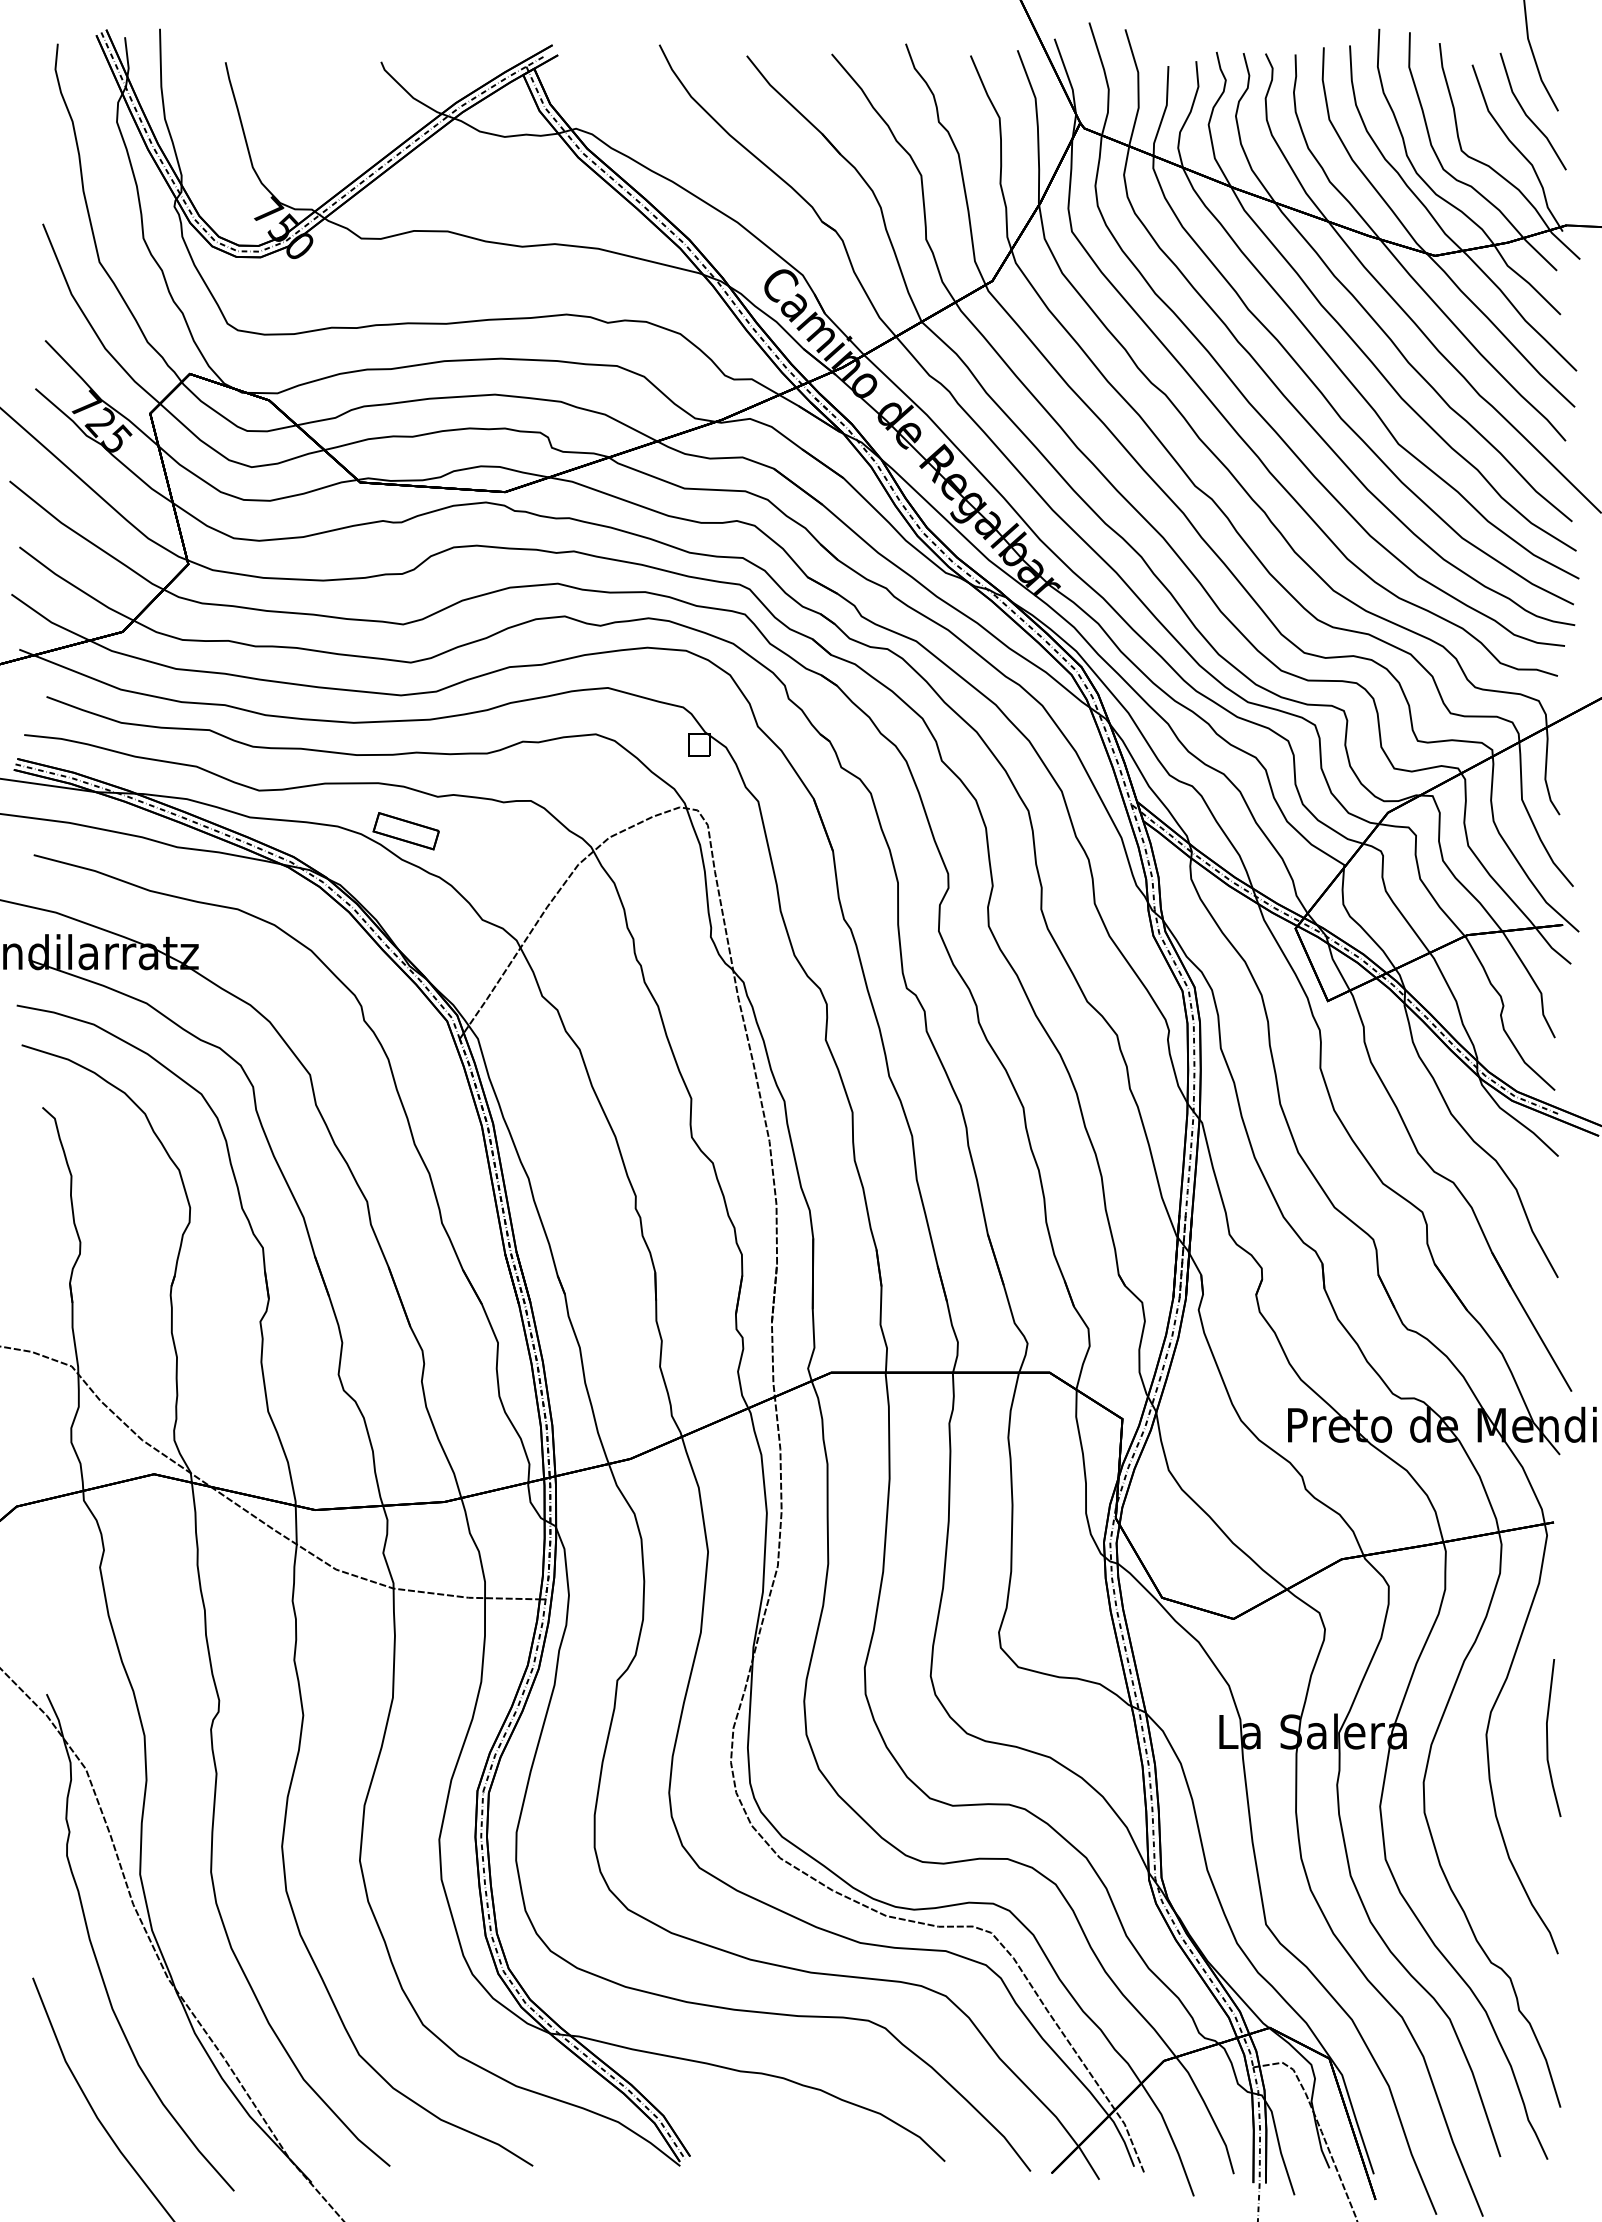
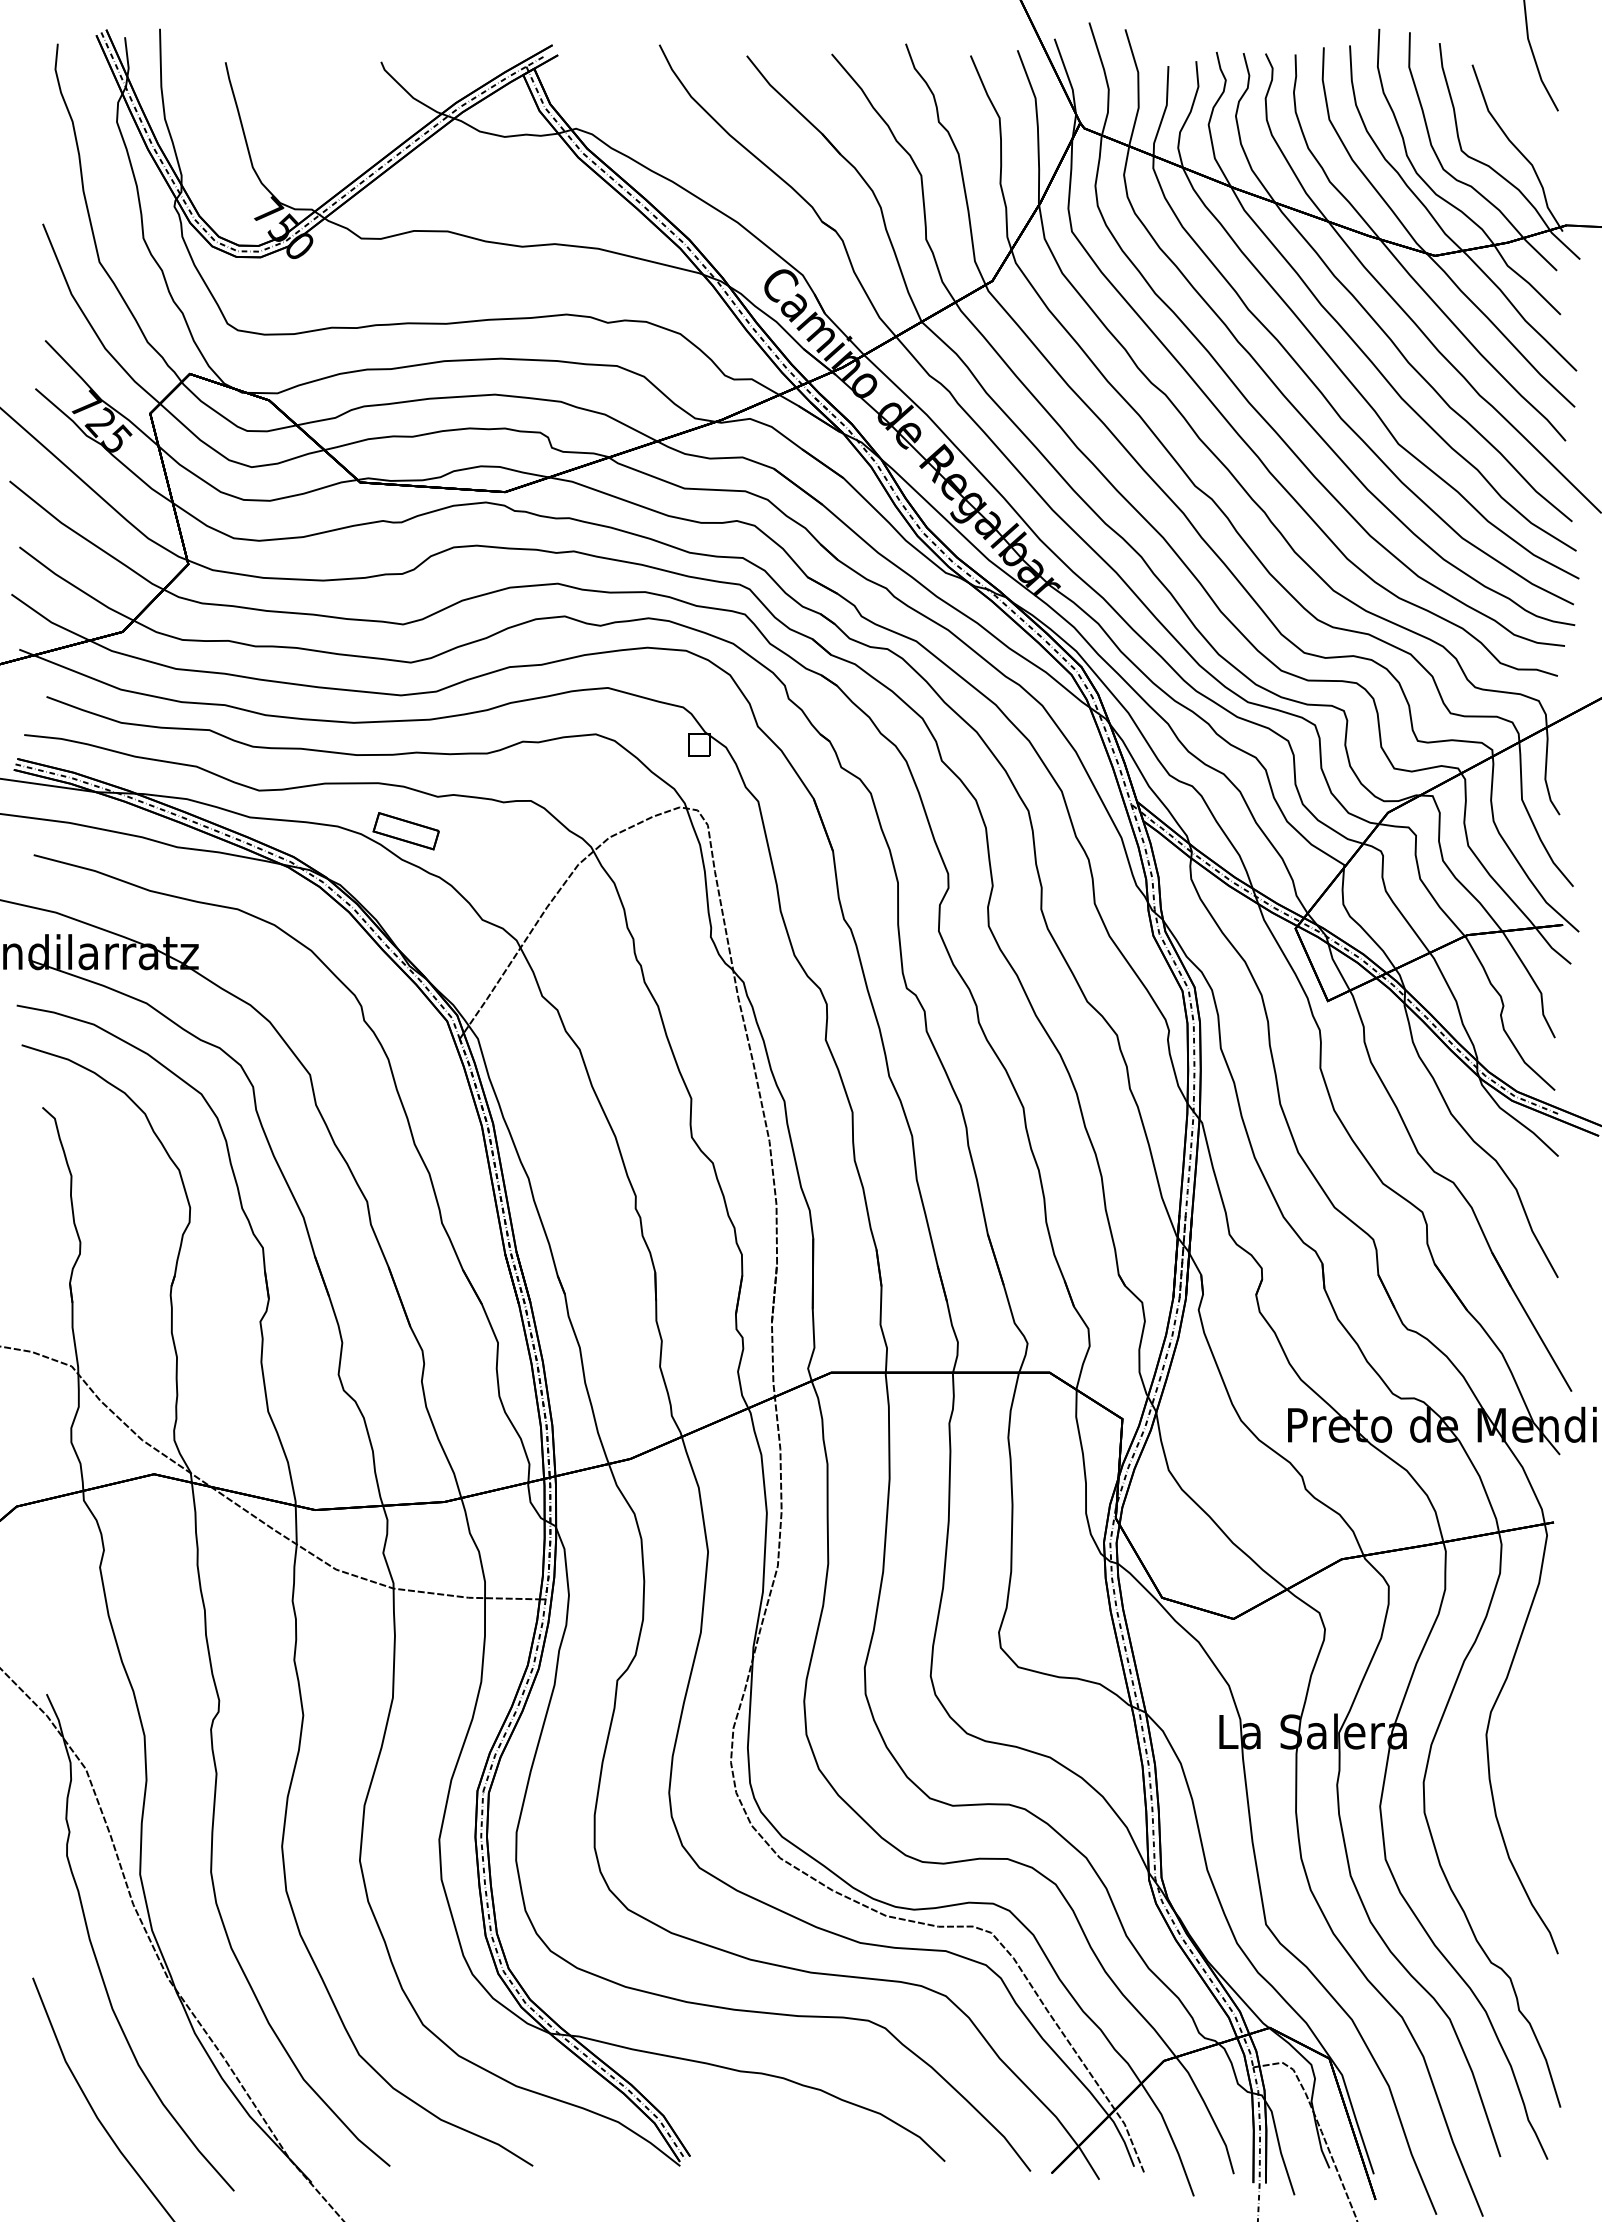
line: present -> none (1526, 113)
line: present -> none (1548, 1738)
